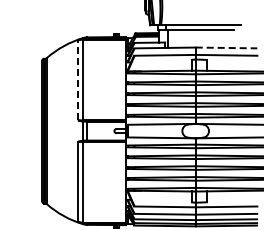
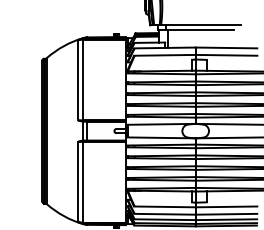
line: dashed -> solid (226, 47)
line: dashed -> solid (77, 80)
